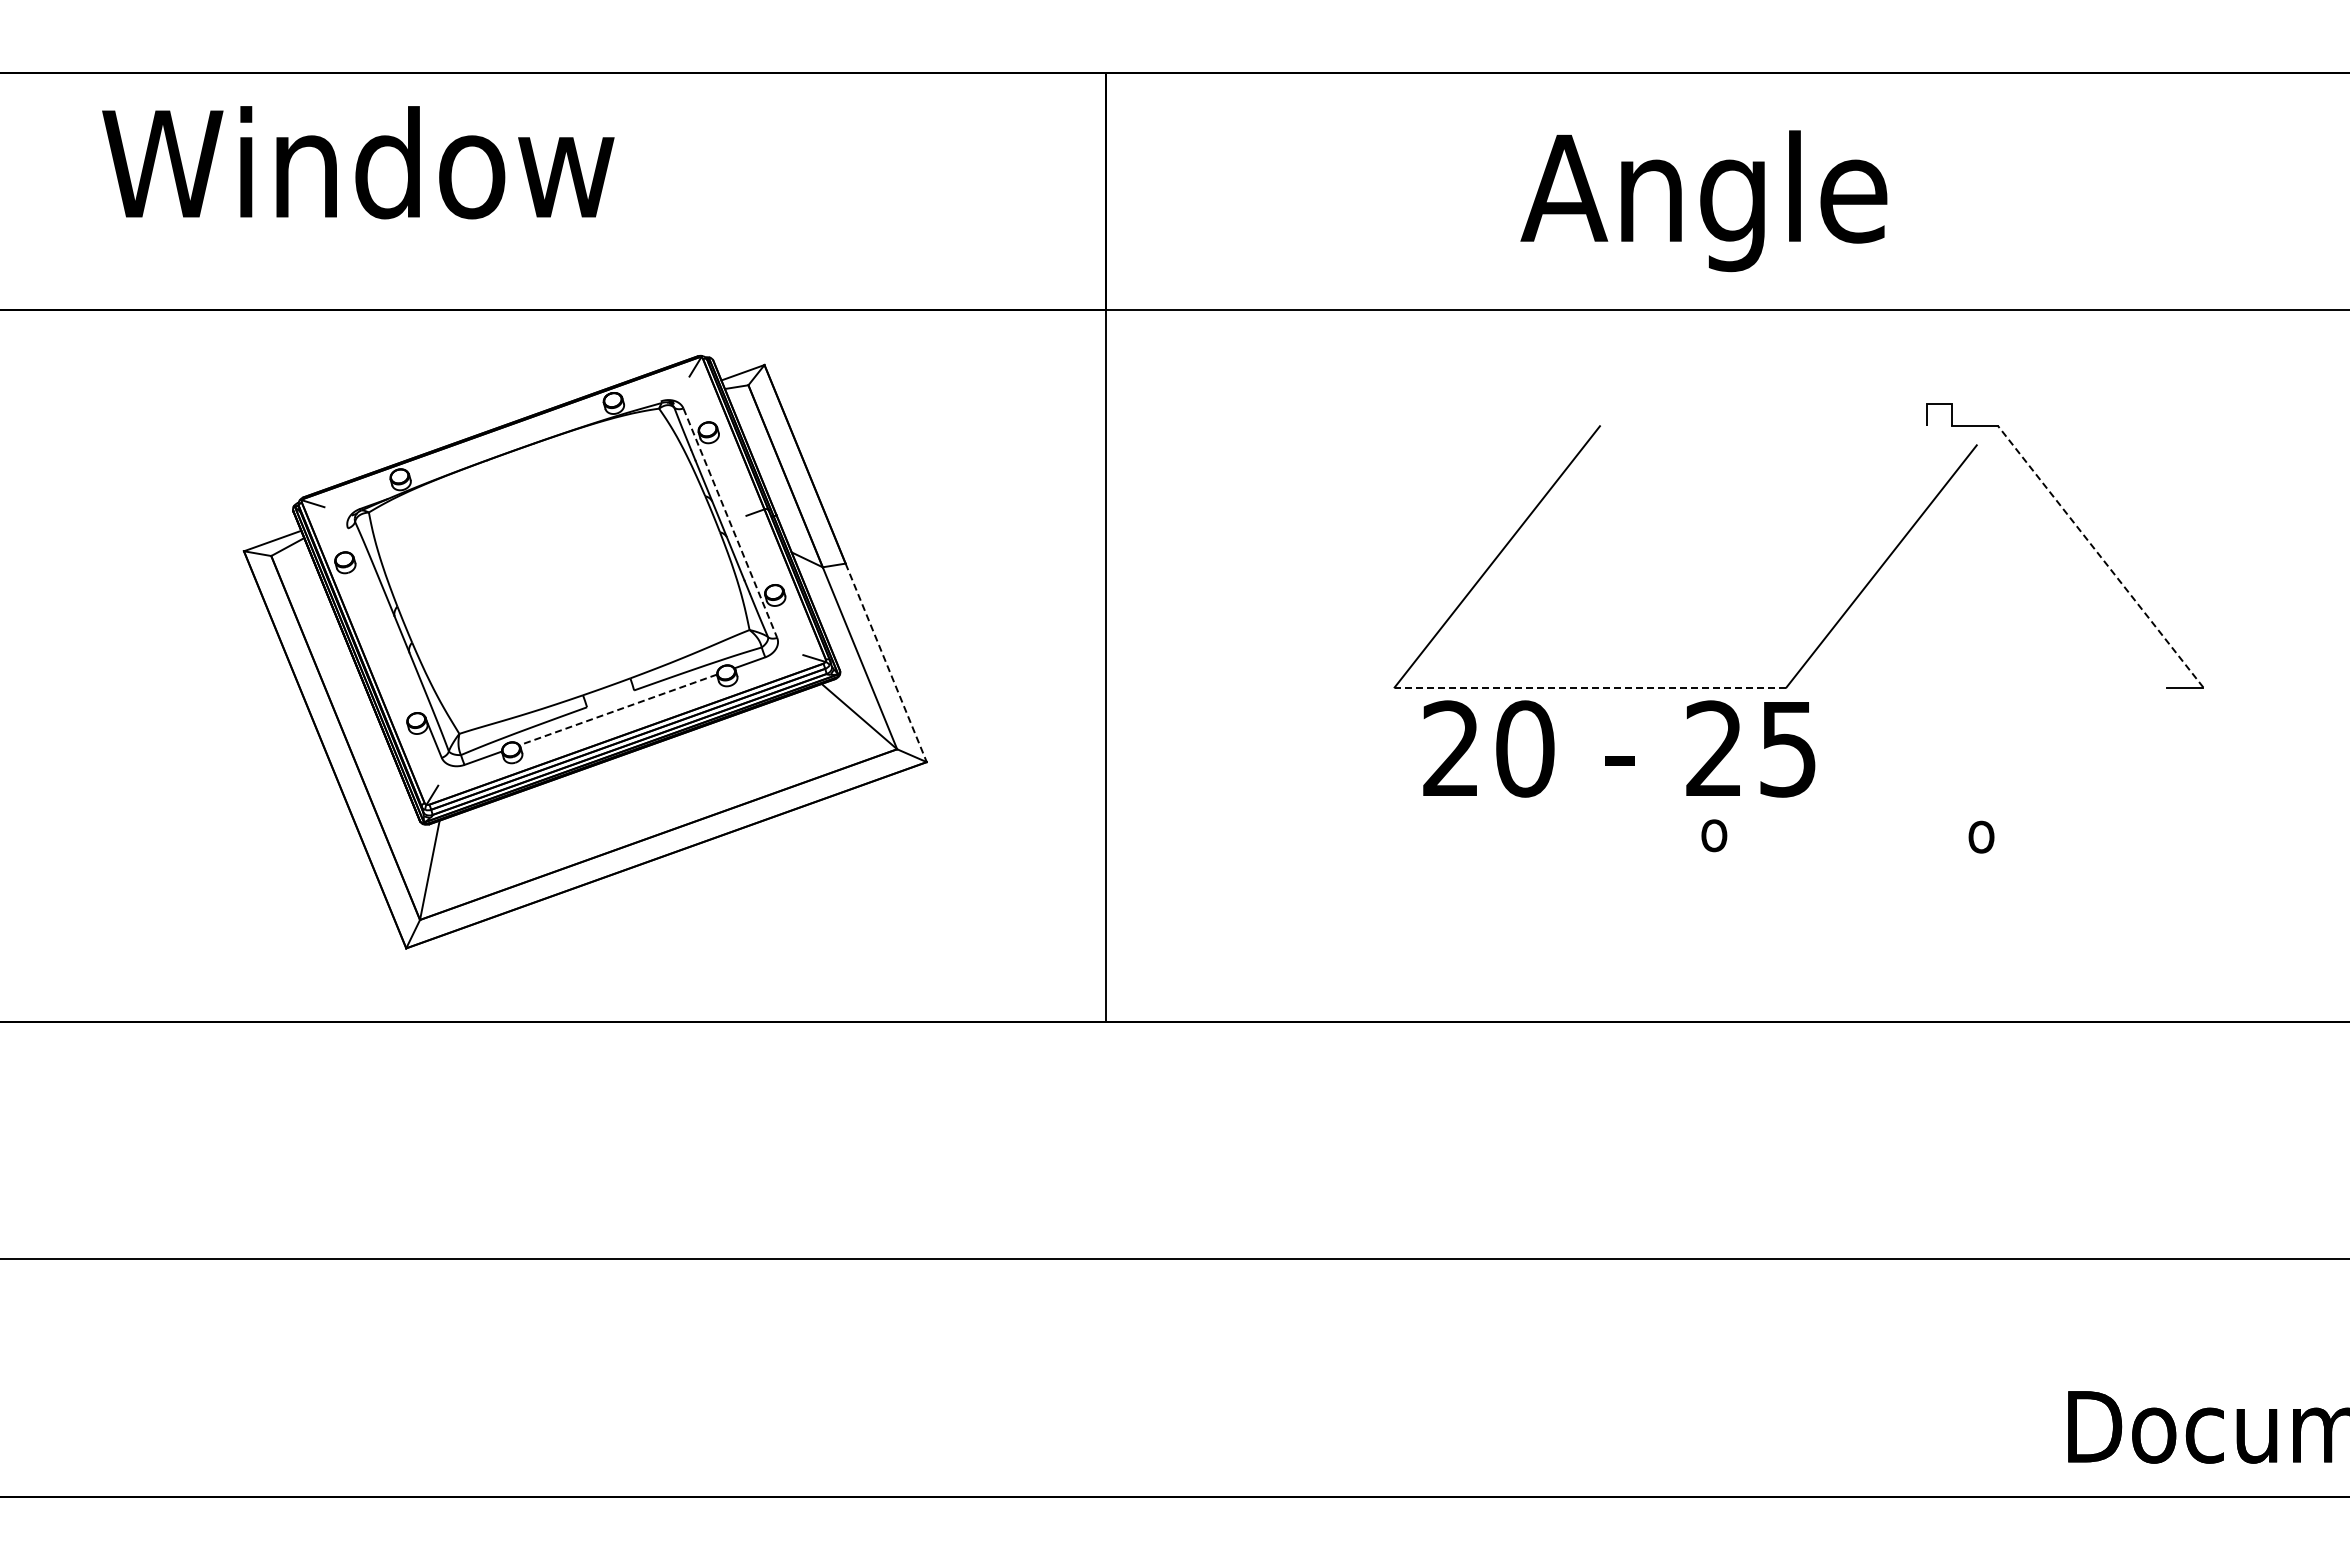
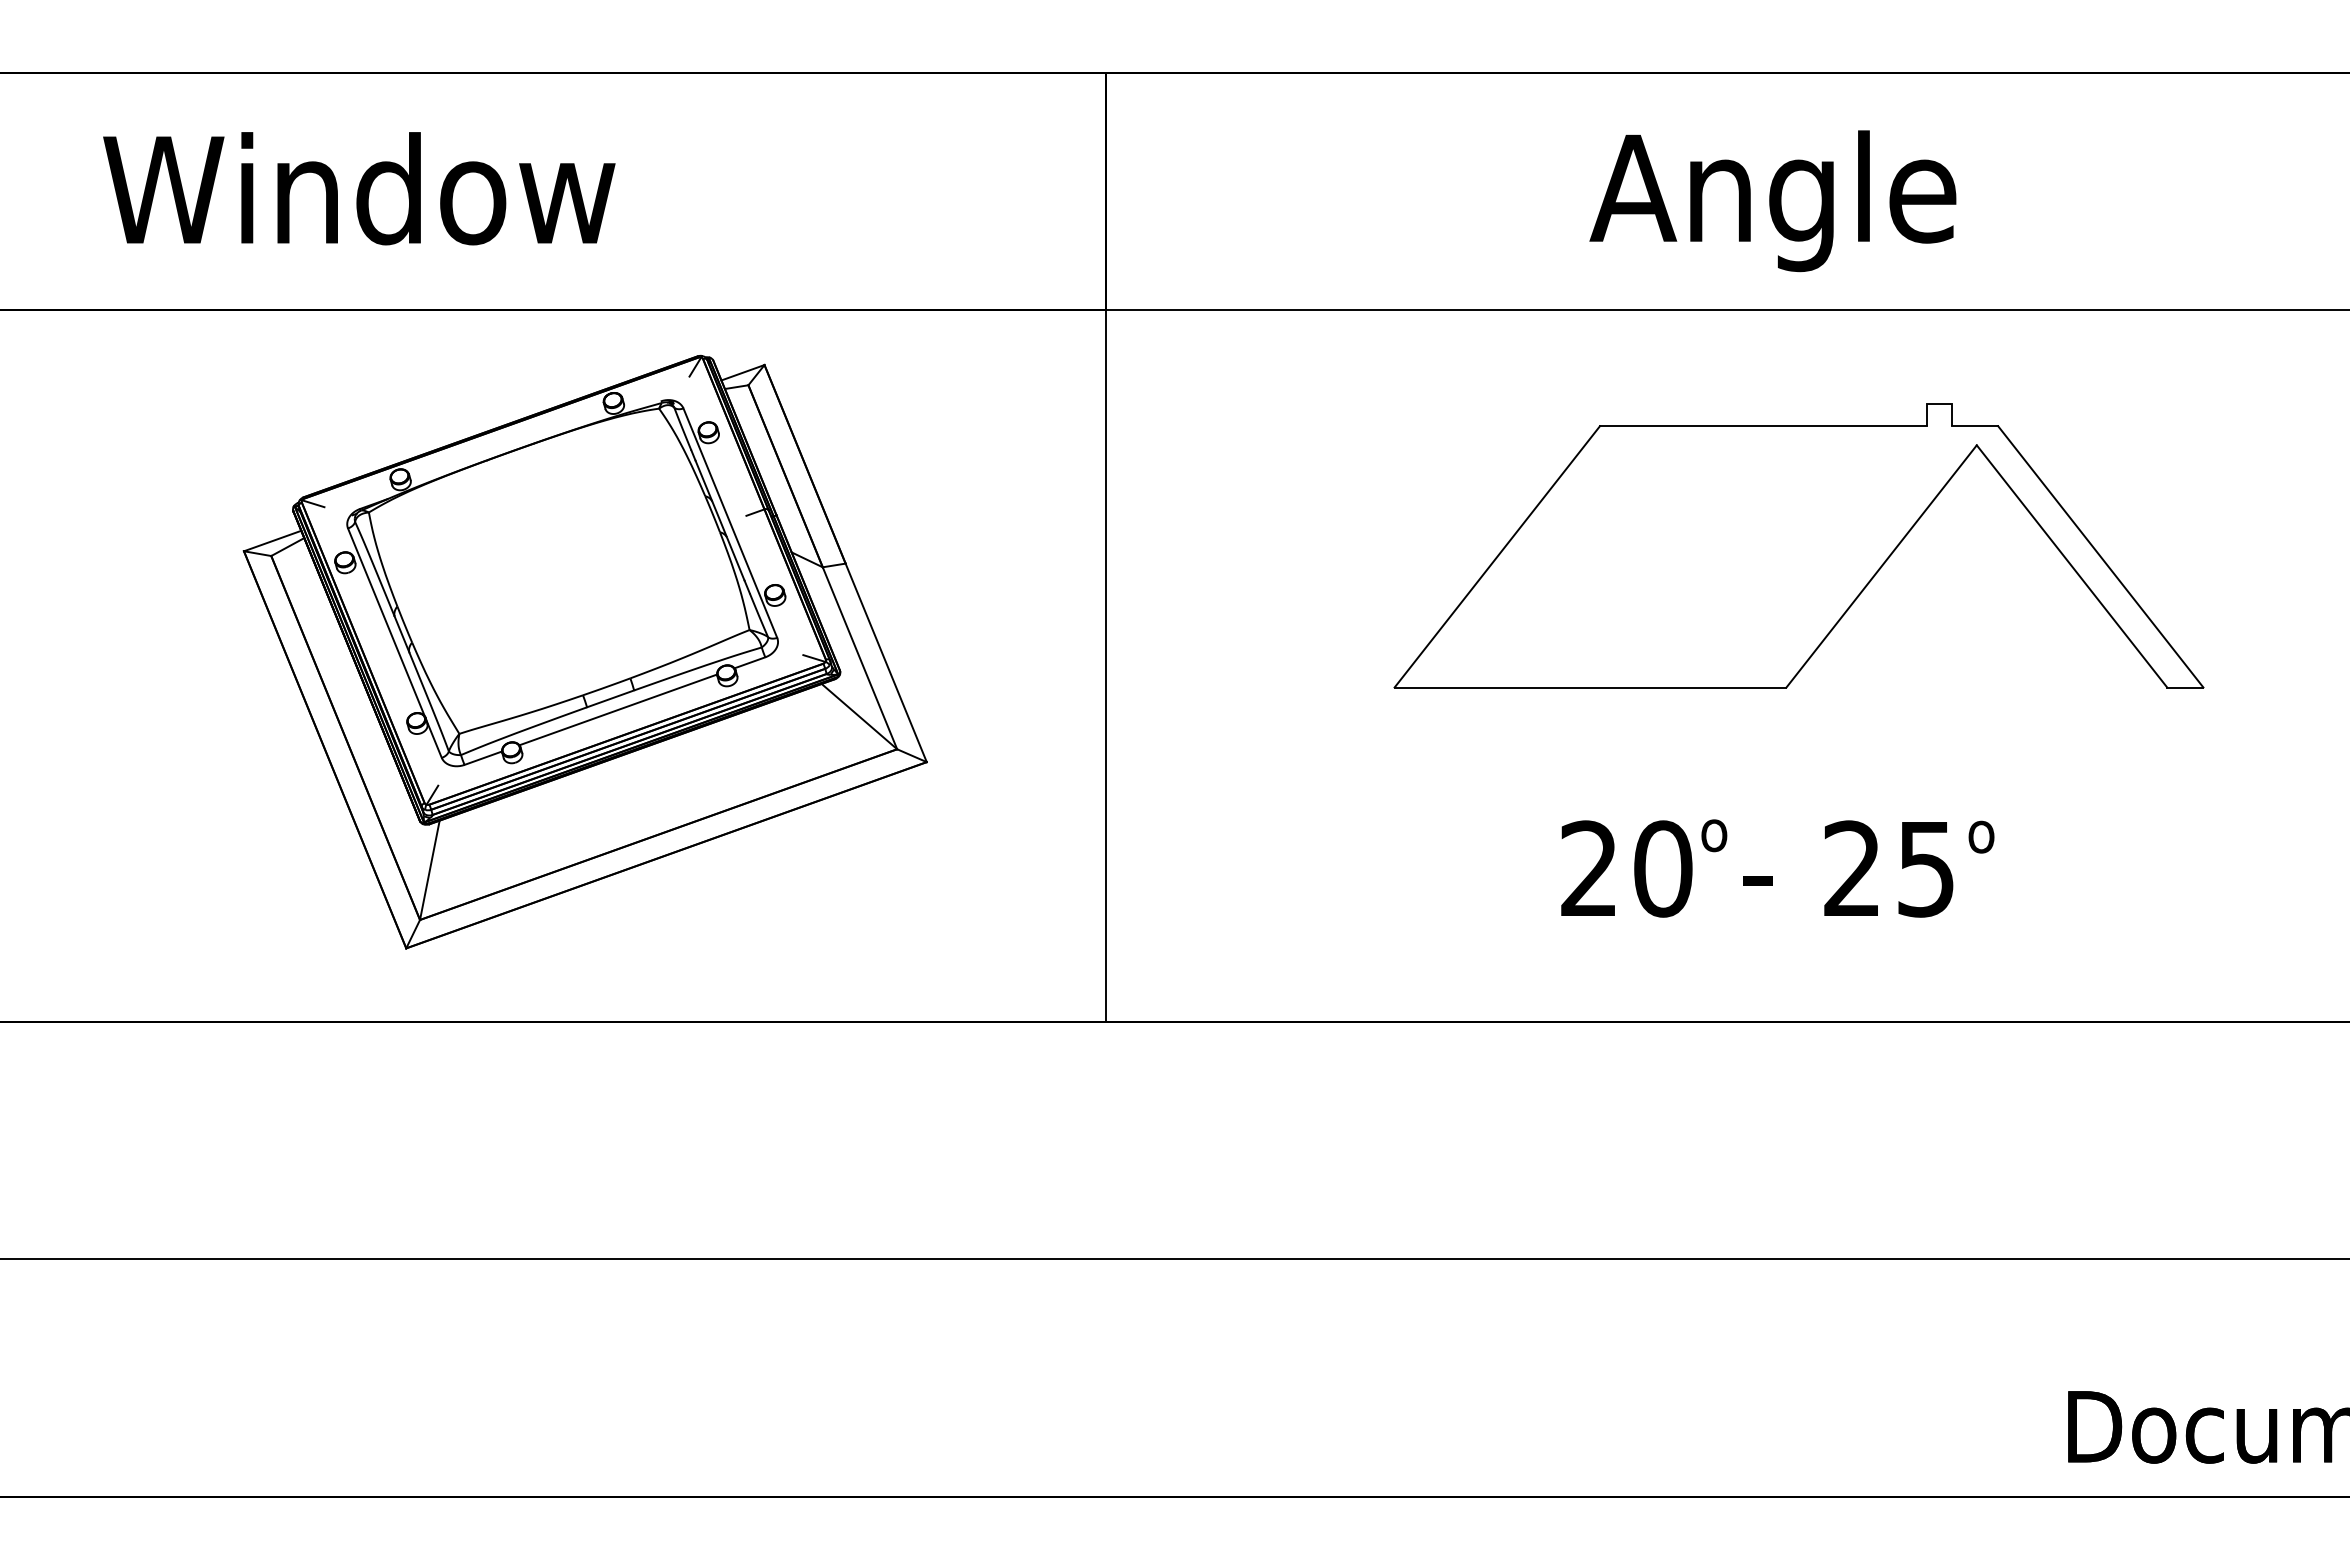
text position: (358, 162) -> (359, 188) (359, 188)
text position: (1703, 201) -> (1772, 201) (1772, 201)
line: none -> present (1763, 426)
line: dashed -> solid (730, 523)
line: dashed -> solid (2100, 556)
line: none -> present (2071, 566)
line: none -> present (386, 622)
line: dashed -> solid (886, 663)
line: dashed -> solid (1590, 687)
line: none -> present (610, 698)
line: dashed -> solid (618, 709)
text position: (1619, 748) -> (1757, 868) (1757, 868)
